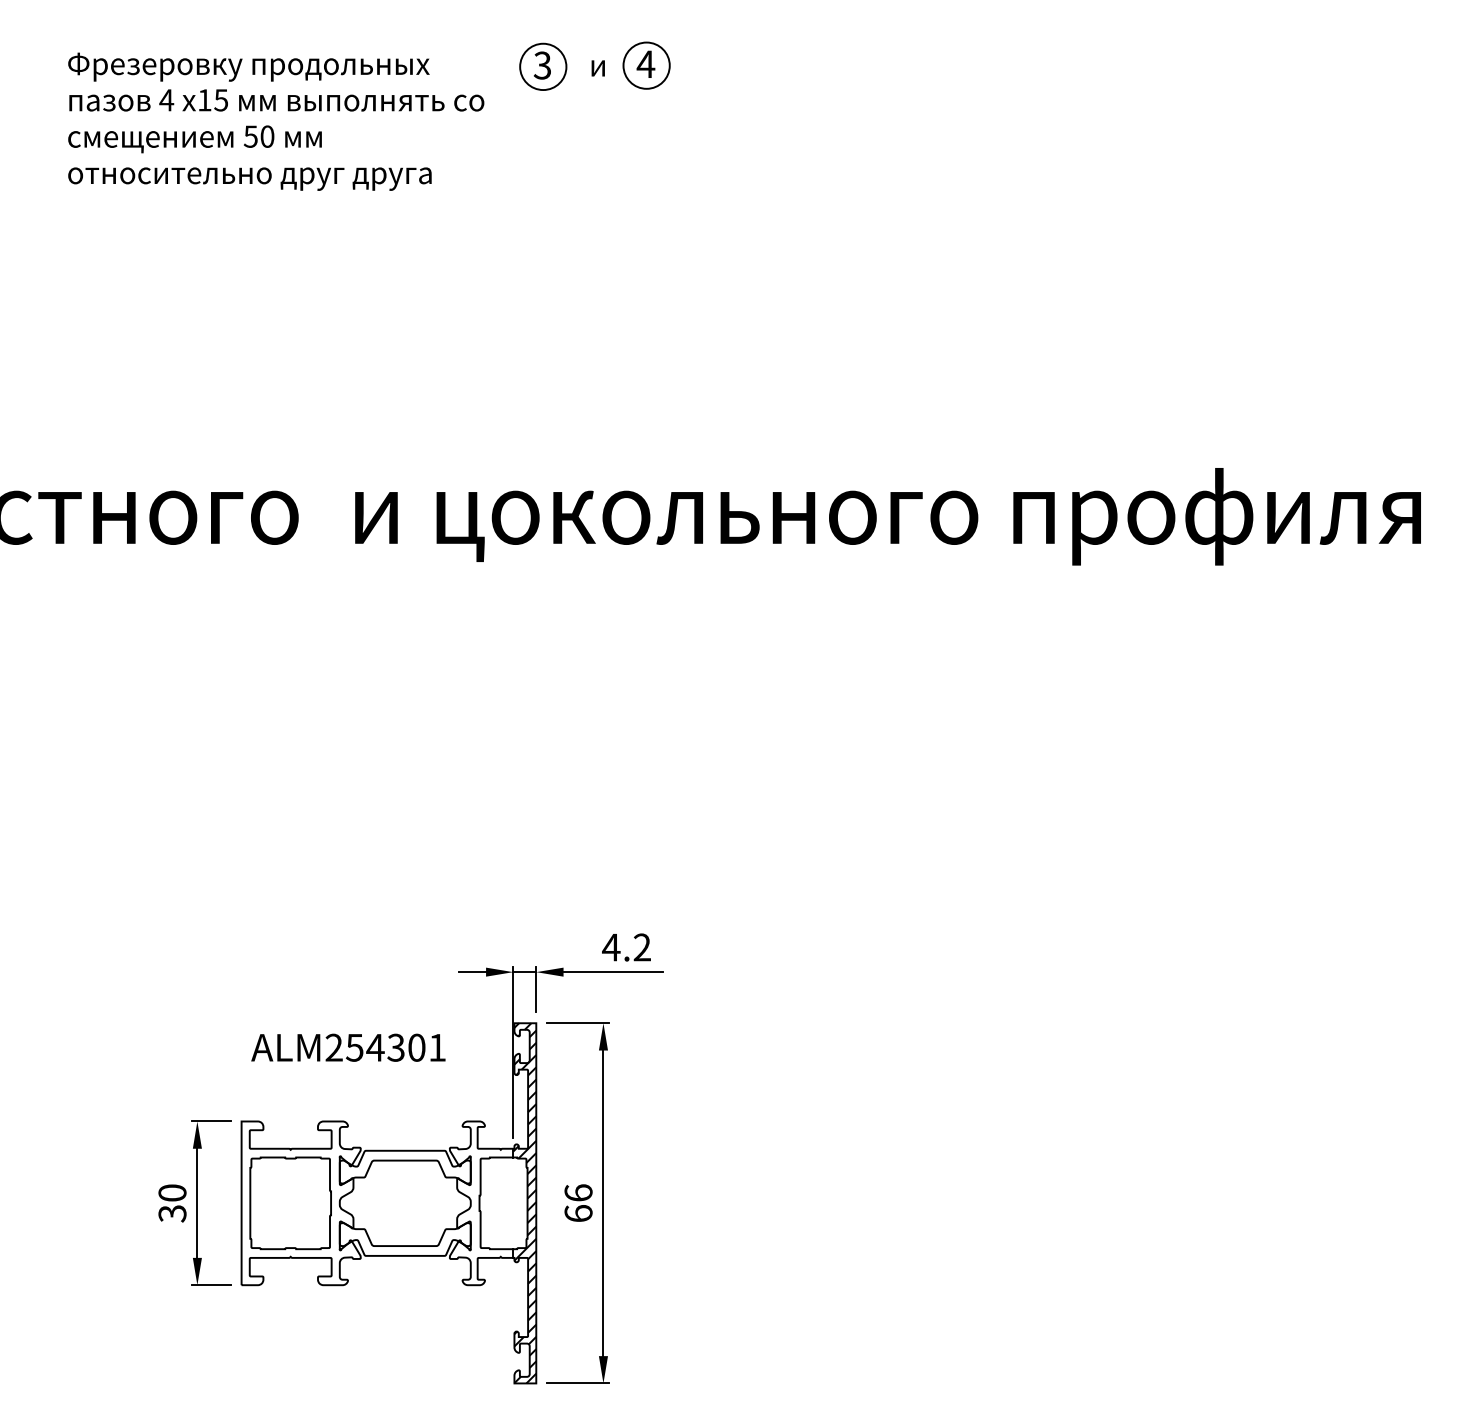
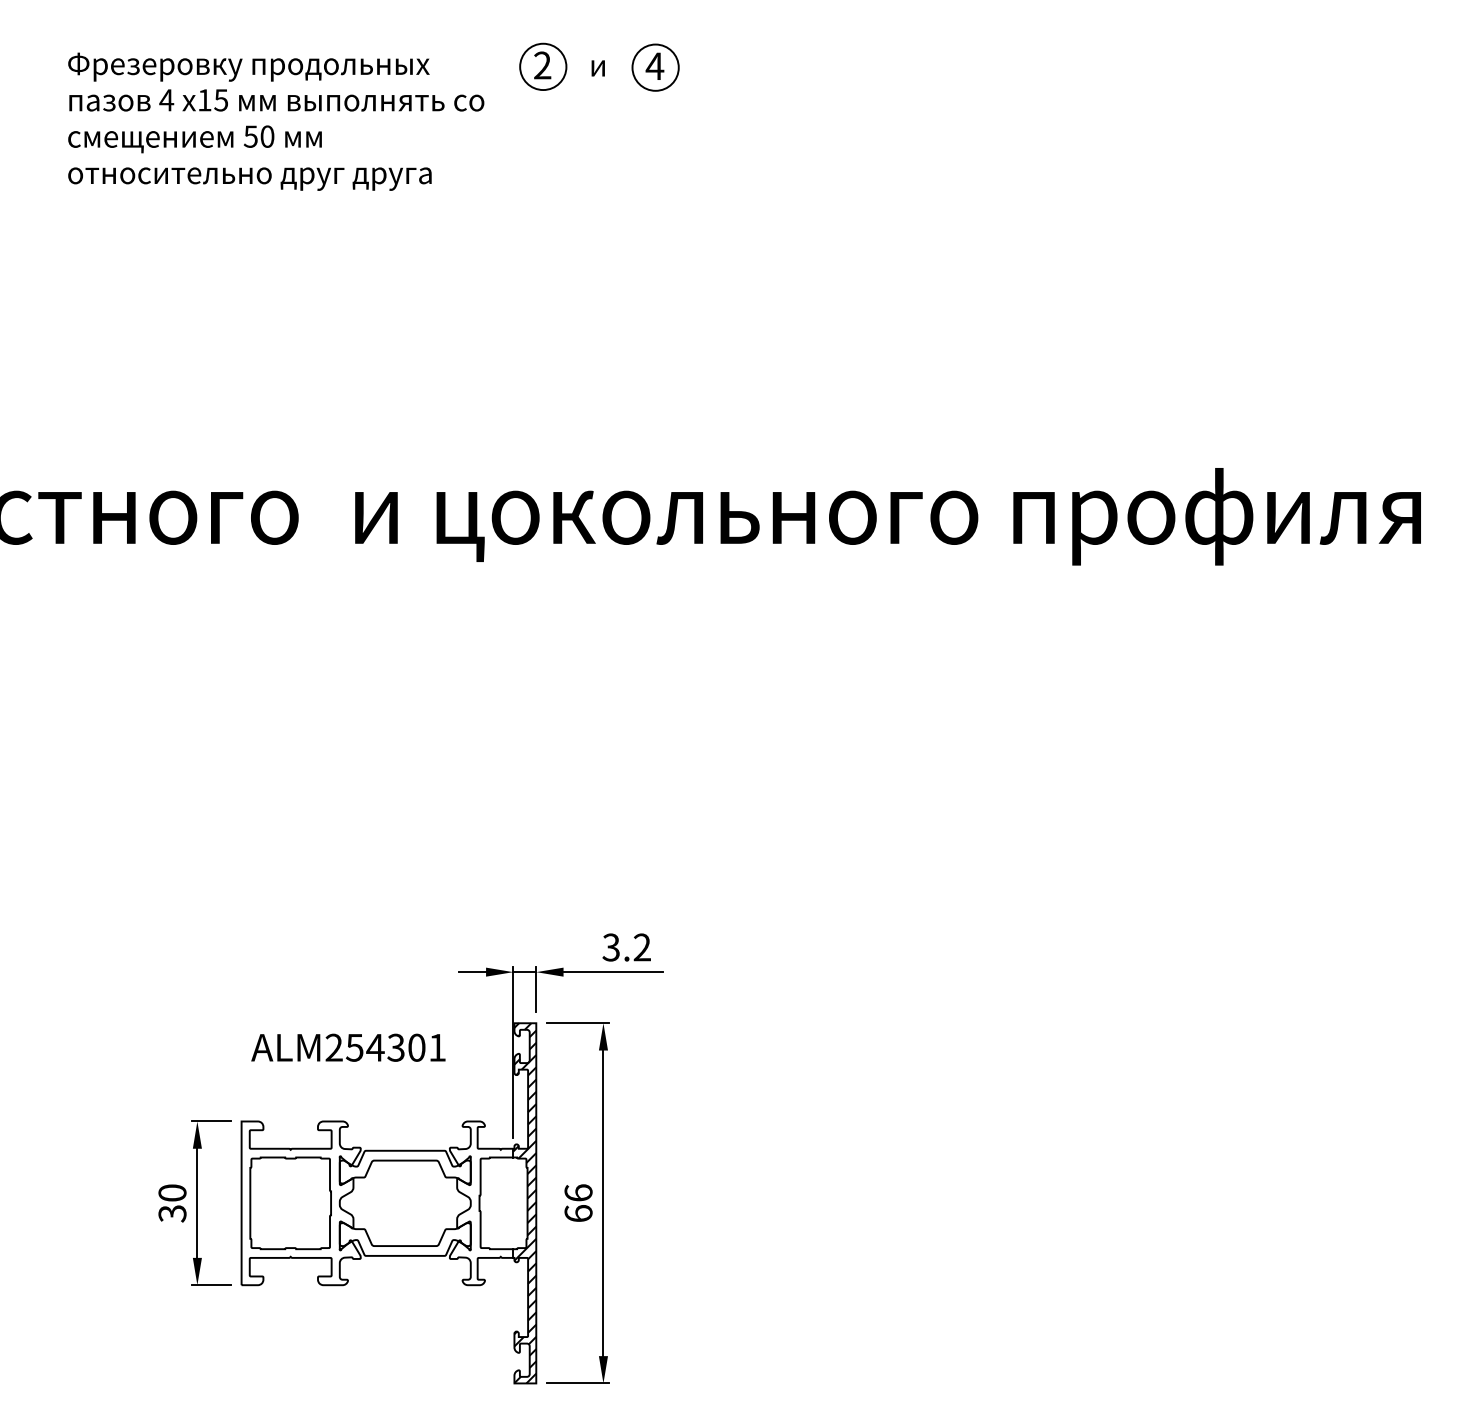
text: 3 -> 2 (542, 65)
part position: (646, 65) -> (655, 67) (655, 67)
text: 4.2 -> 3.2 (611, 947)
